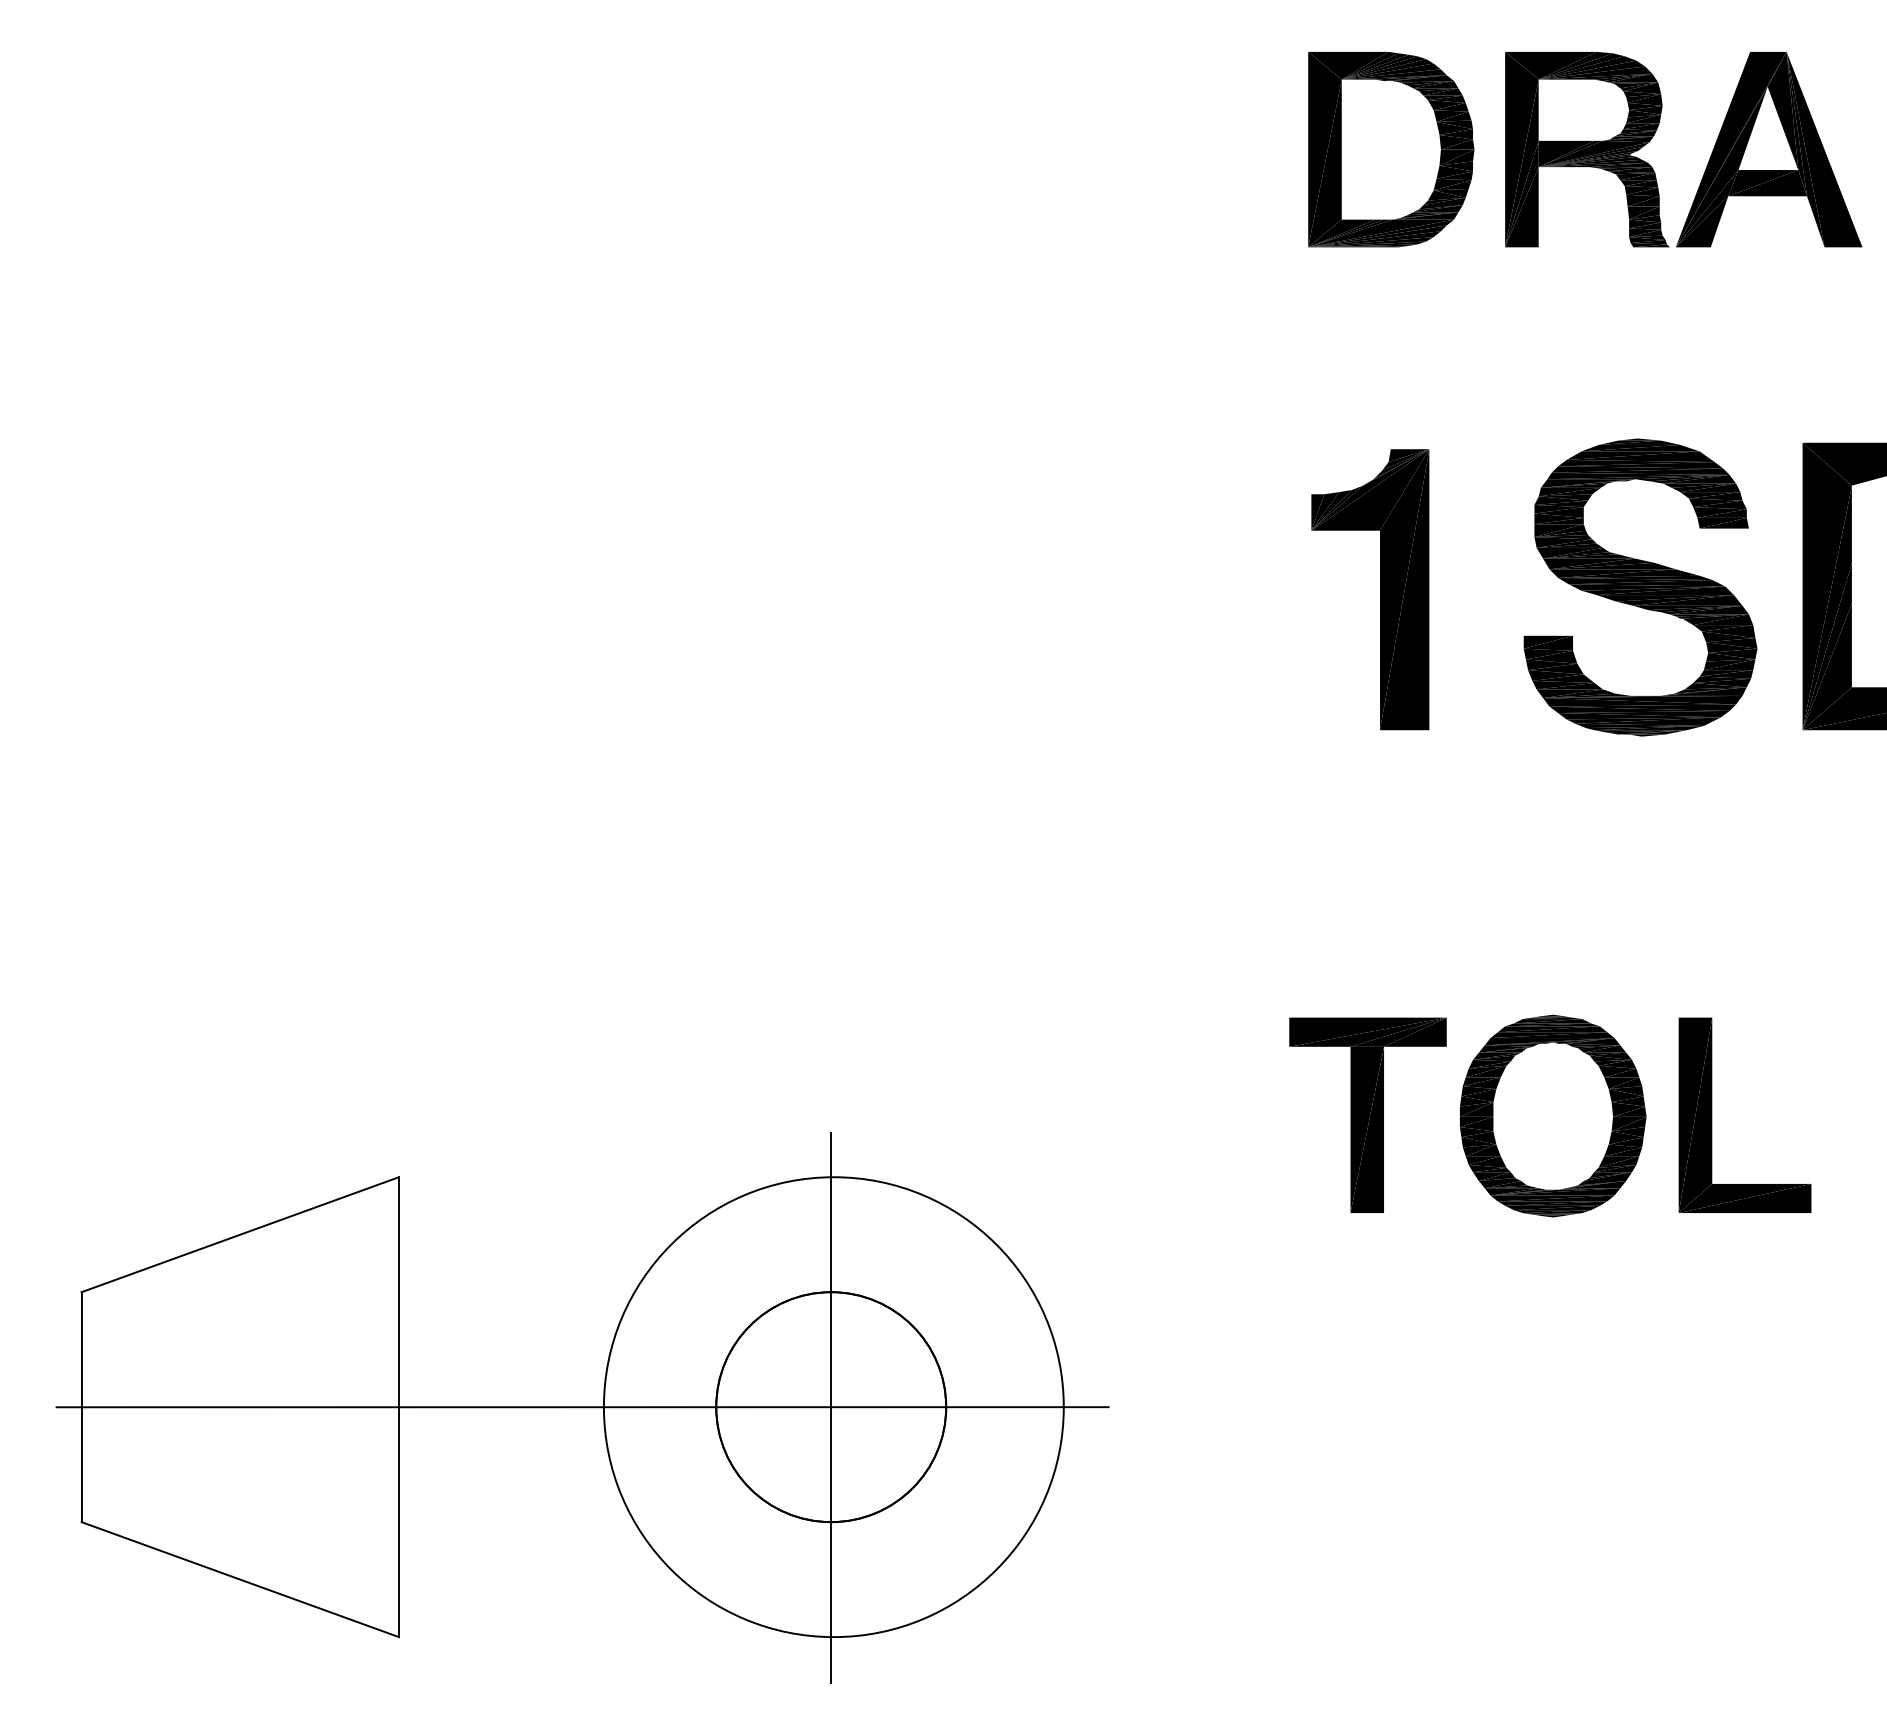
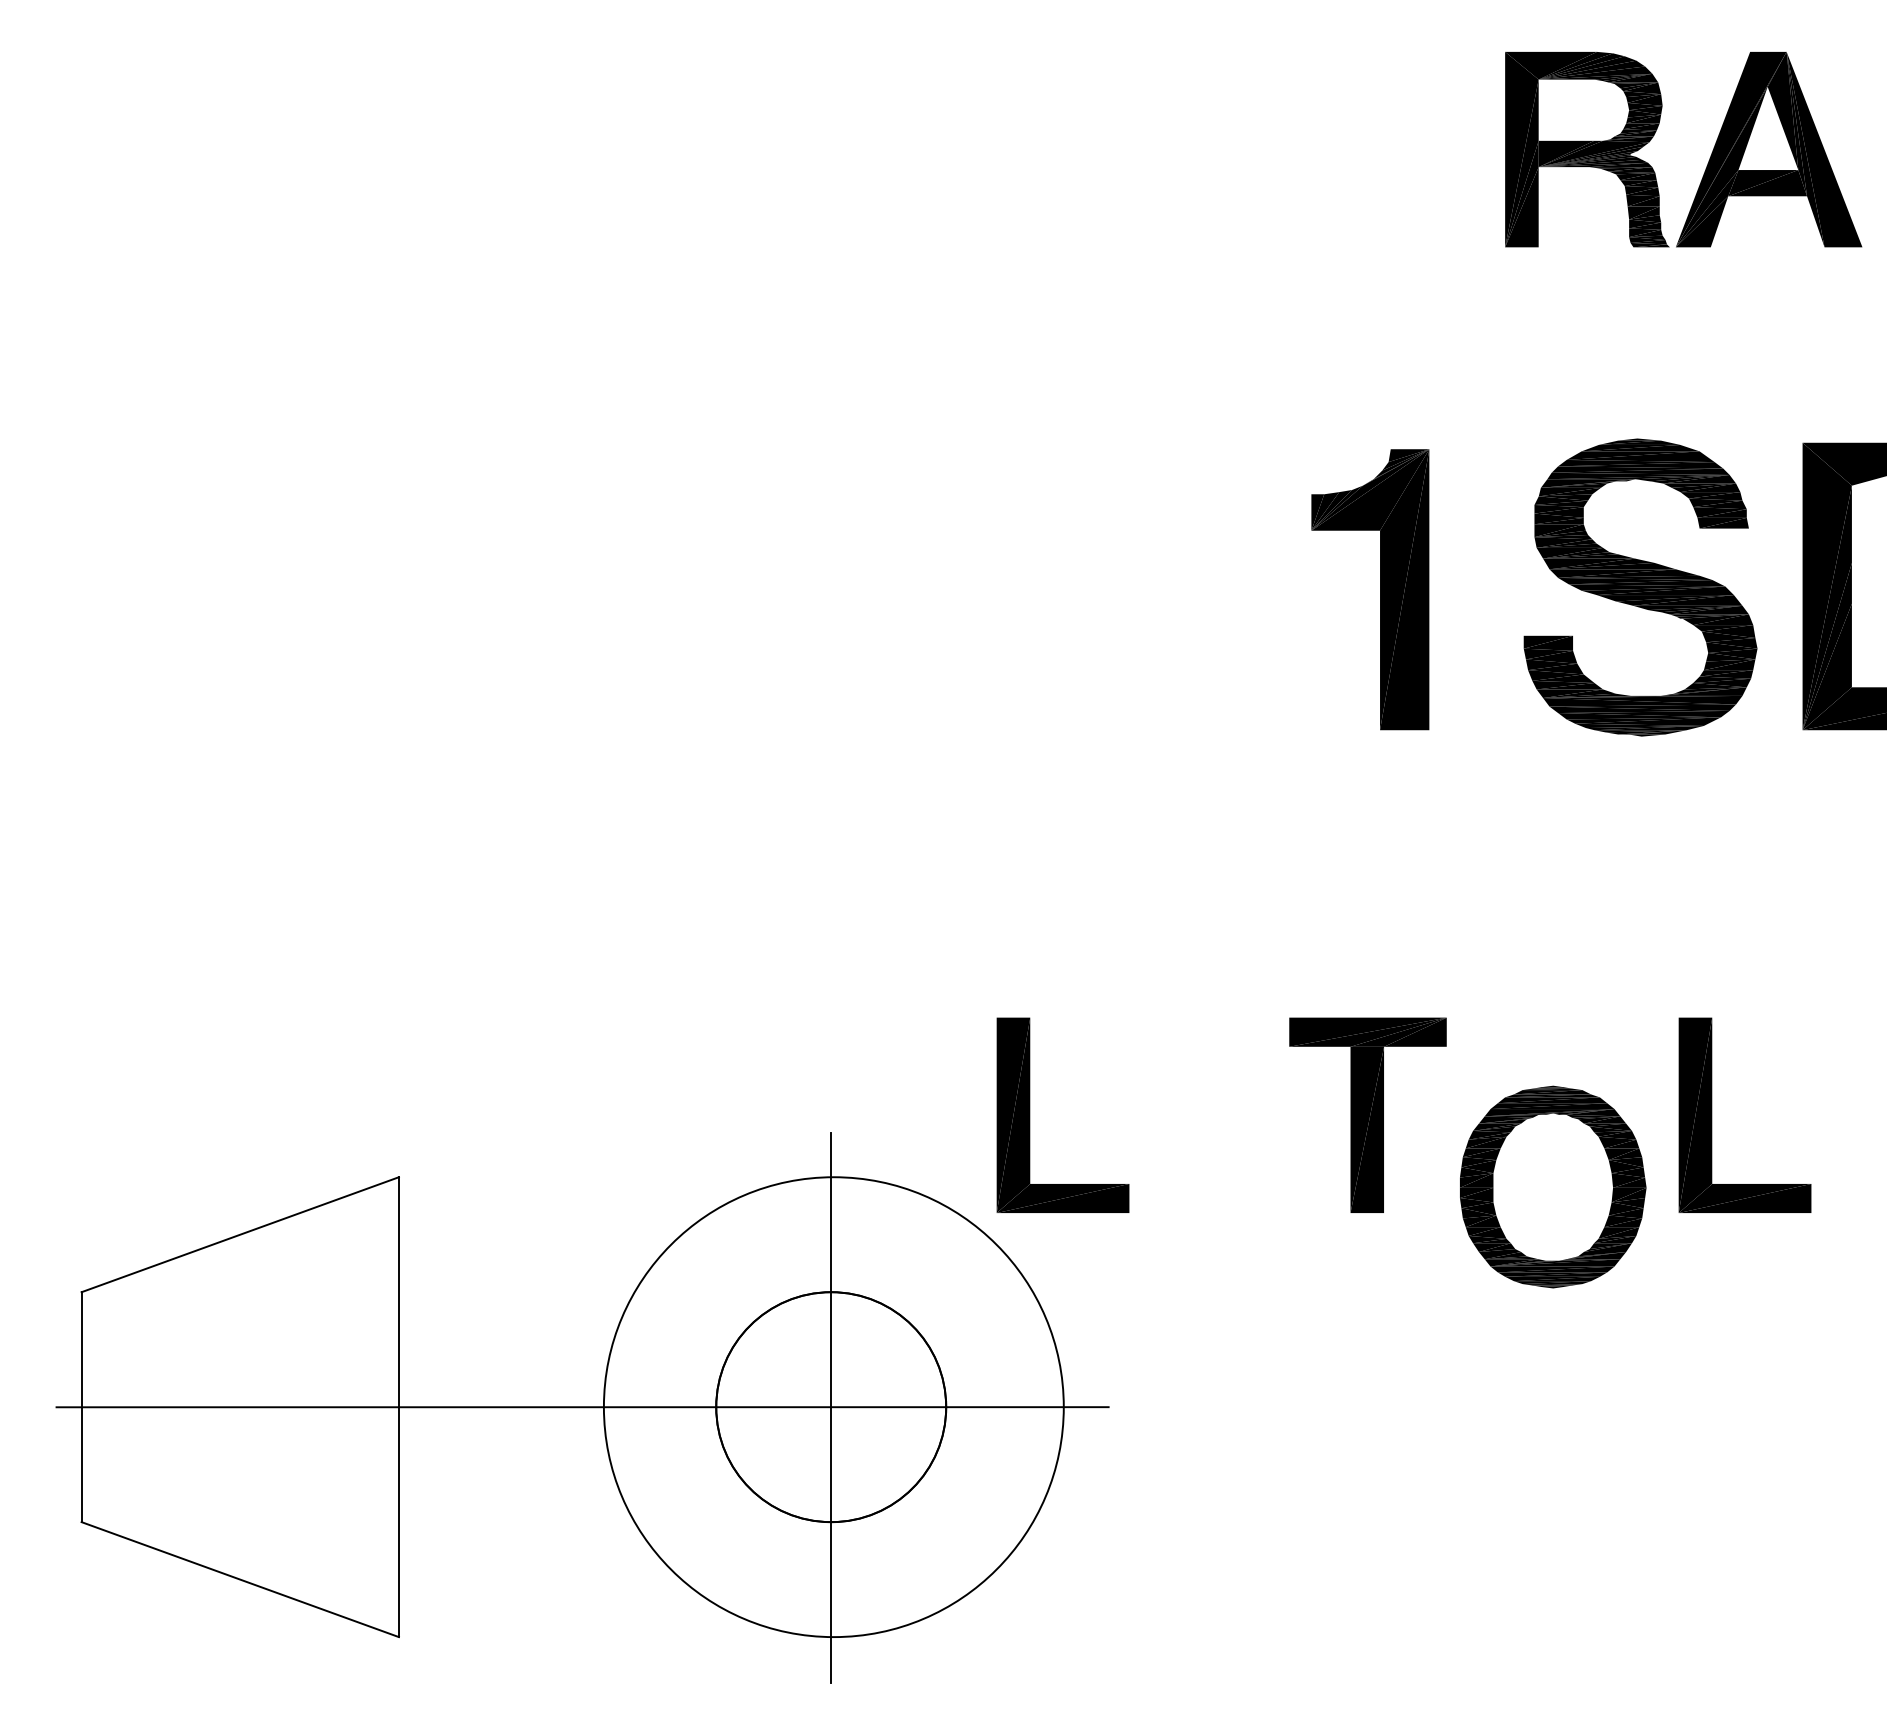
part: present -> none (1391, 149)
part: none -> present (1030, 1114)
part position: (1553, 1115) -> (1553, 1186) (1553, 1186)
